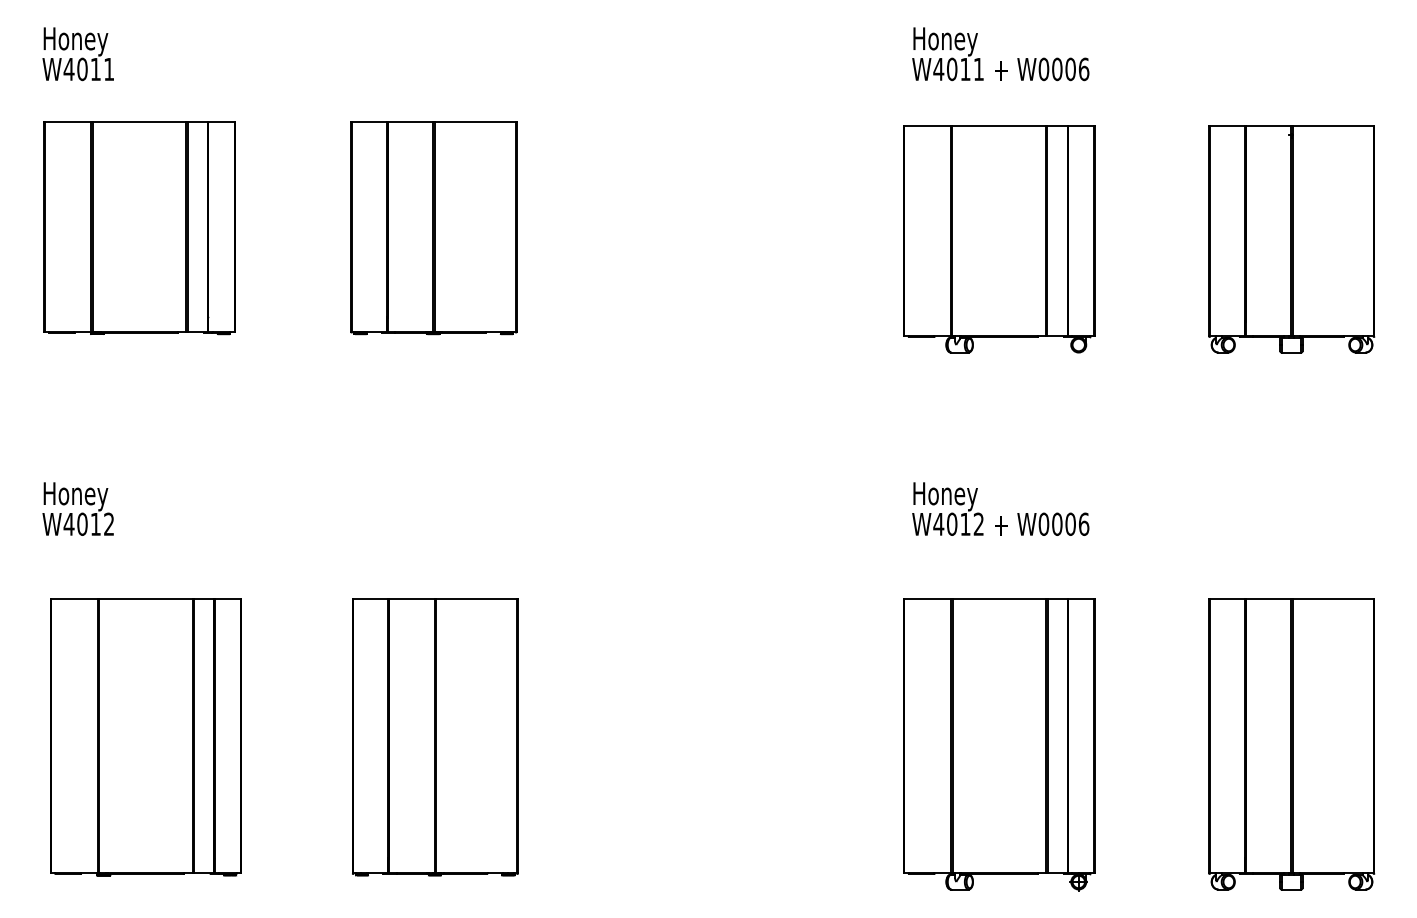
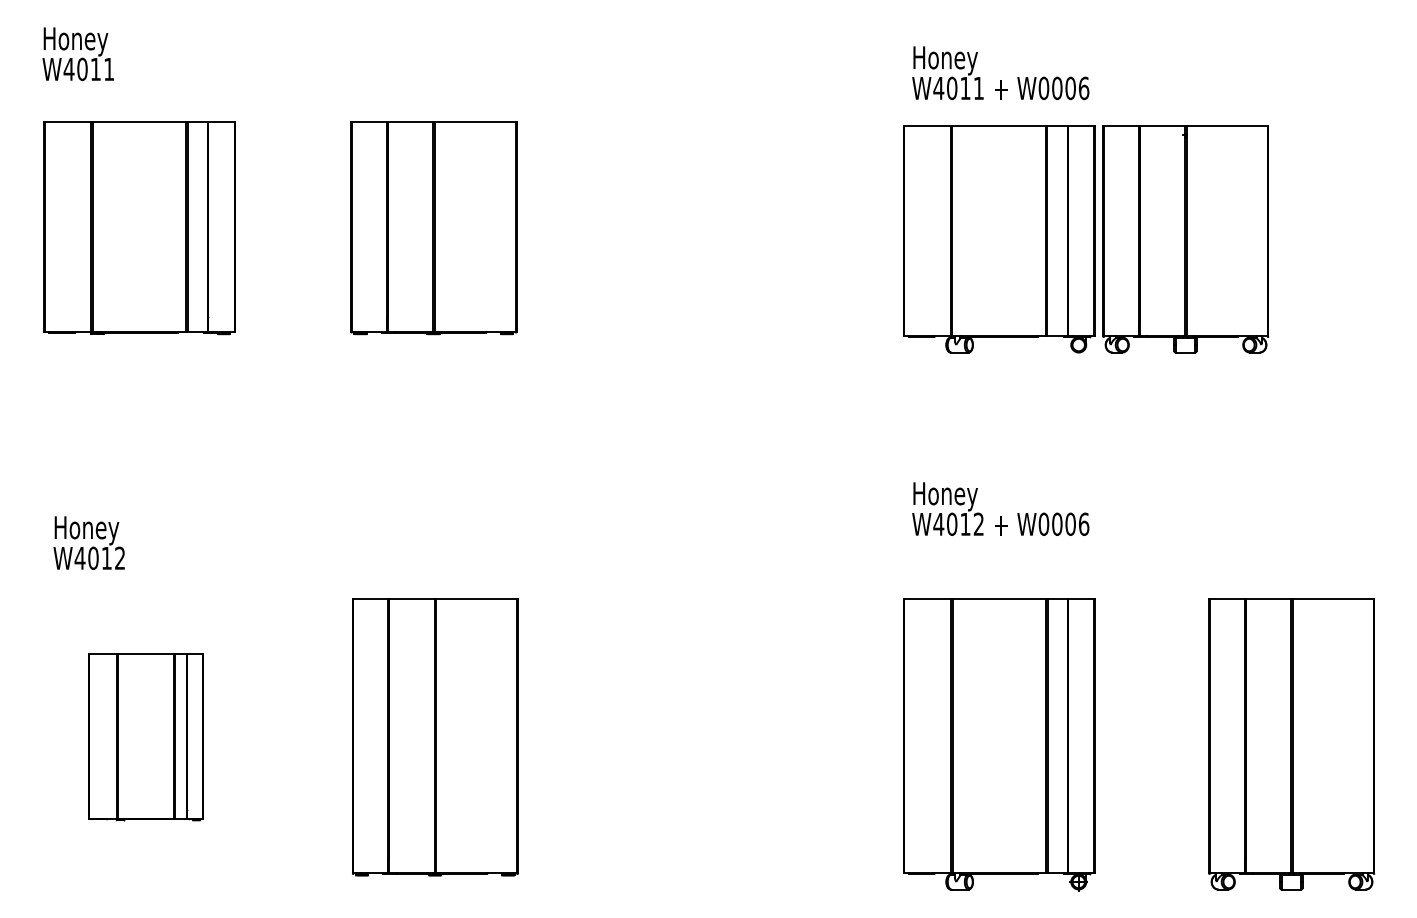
text position: (1000, 54) -> (1000, 73) (1000, 73)
part position: (1291, 239) -> (1185, 239) (1185, 239)
text position: (77, 508) -> (88, 542) (88, 542)
part size: 192x279 px -> 116x169 px (145, 737)
